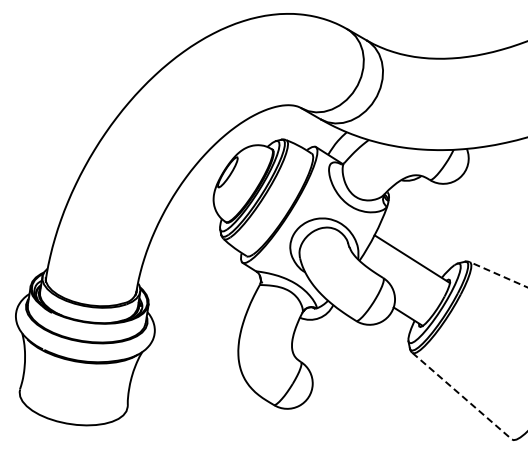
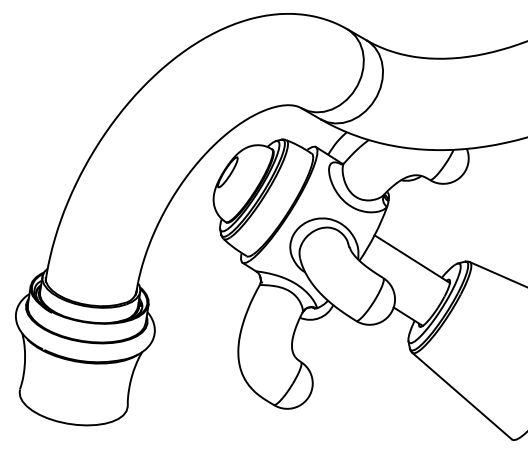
line: dashed -> solid (498, 274)
line: dashed -> solid (462, 396)
